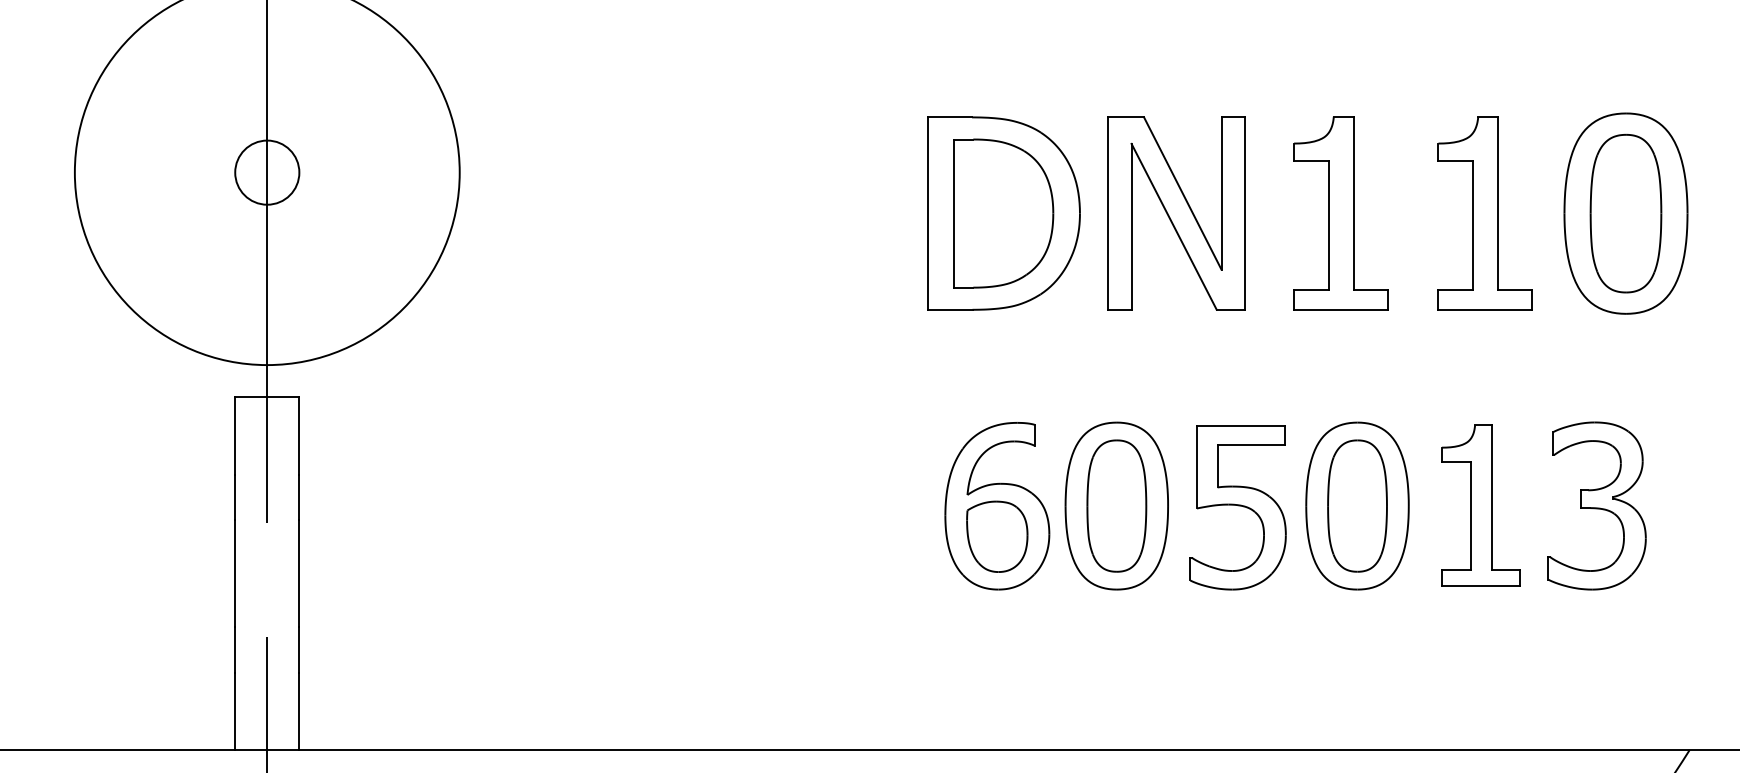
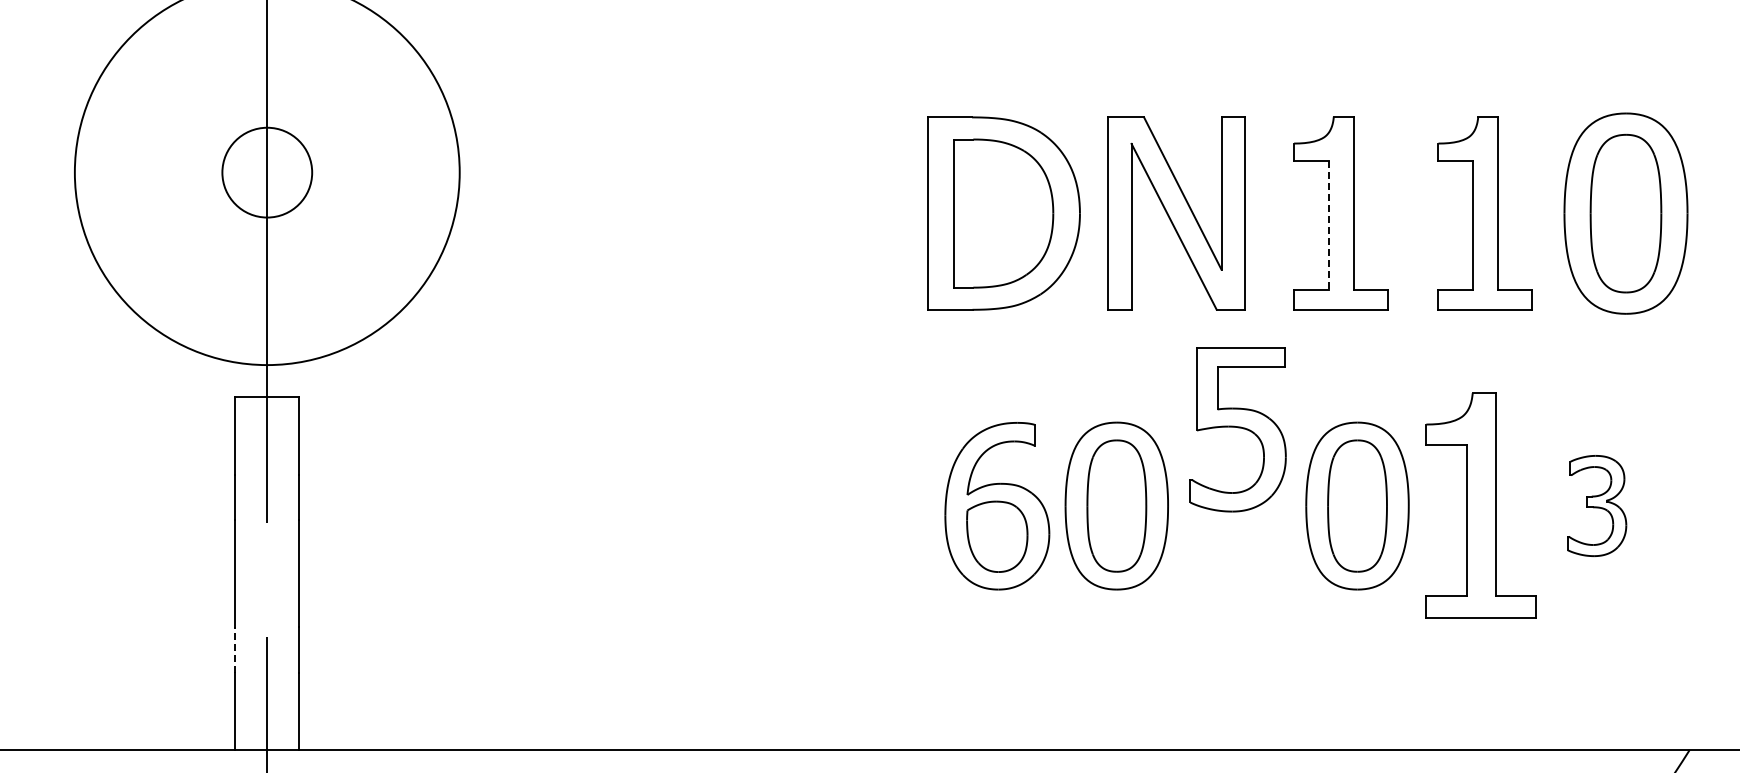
circle diameter: 64 px -> 90 px (267, 172)
line: solid -> dashed (1328, 226)
part size: 80x163 px -> 112x227 px (1480, 505)
part size: 100x170 px -> 61x102 px (1597, 505)
part position: (1237, 507) -> (1237, 429) (1237, 429)
line: solid -> dashed (235, 649)
